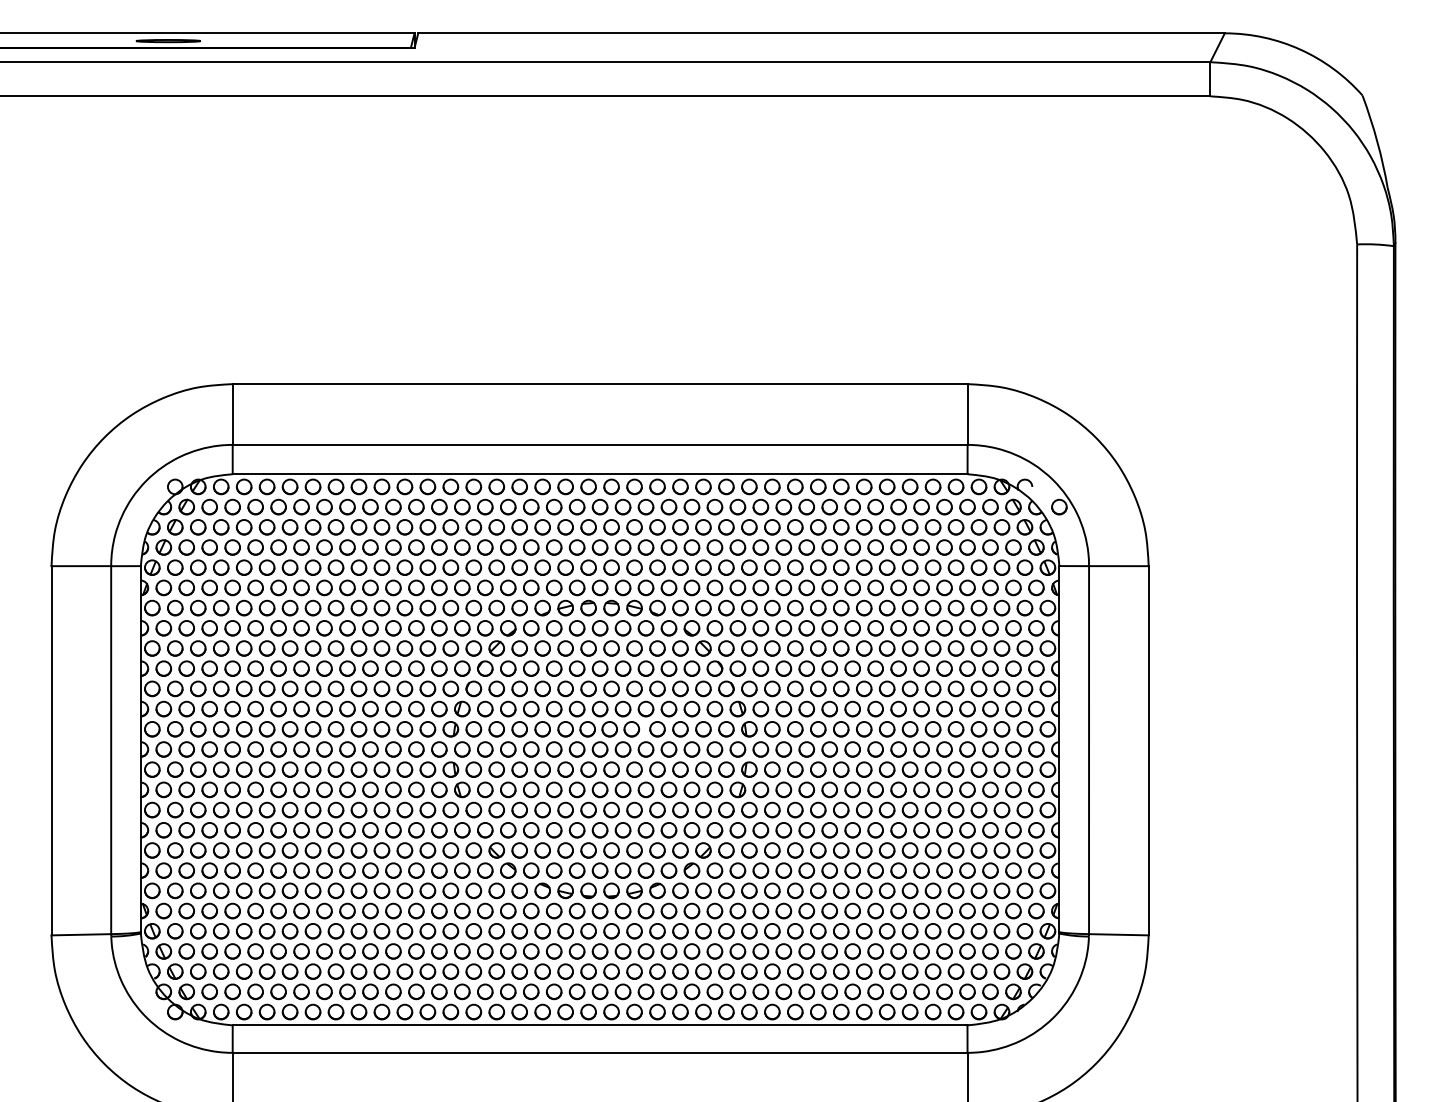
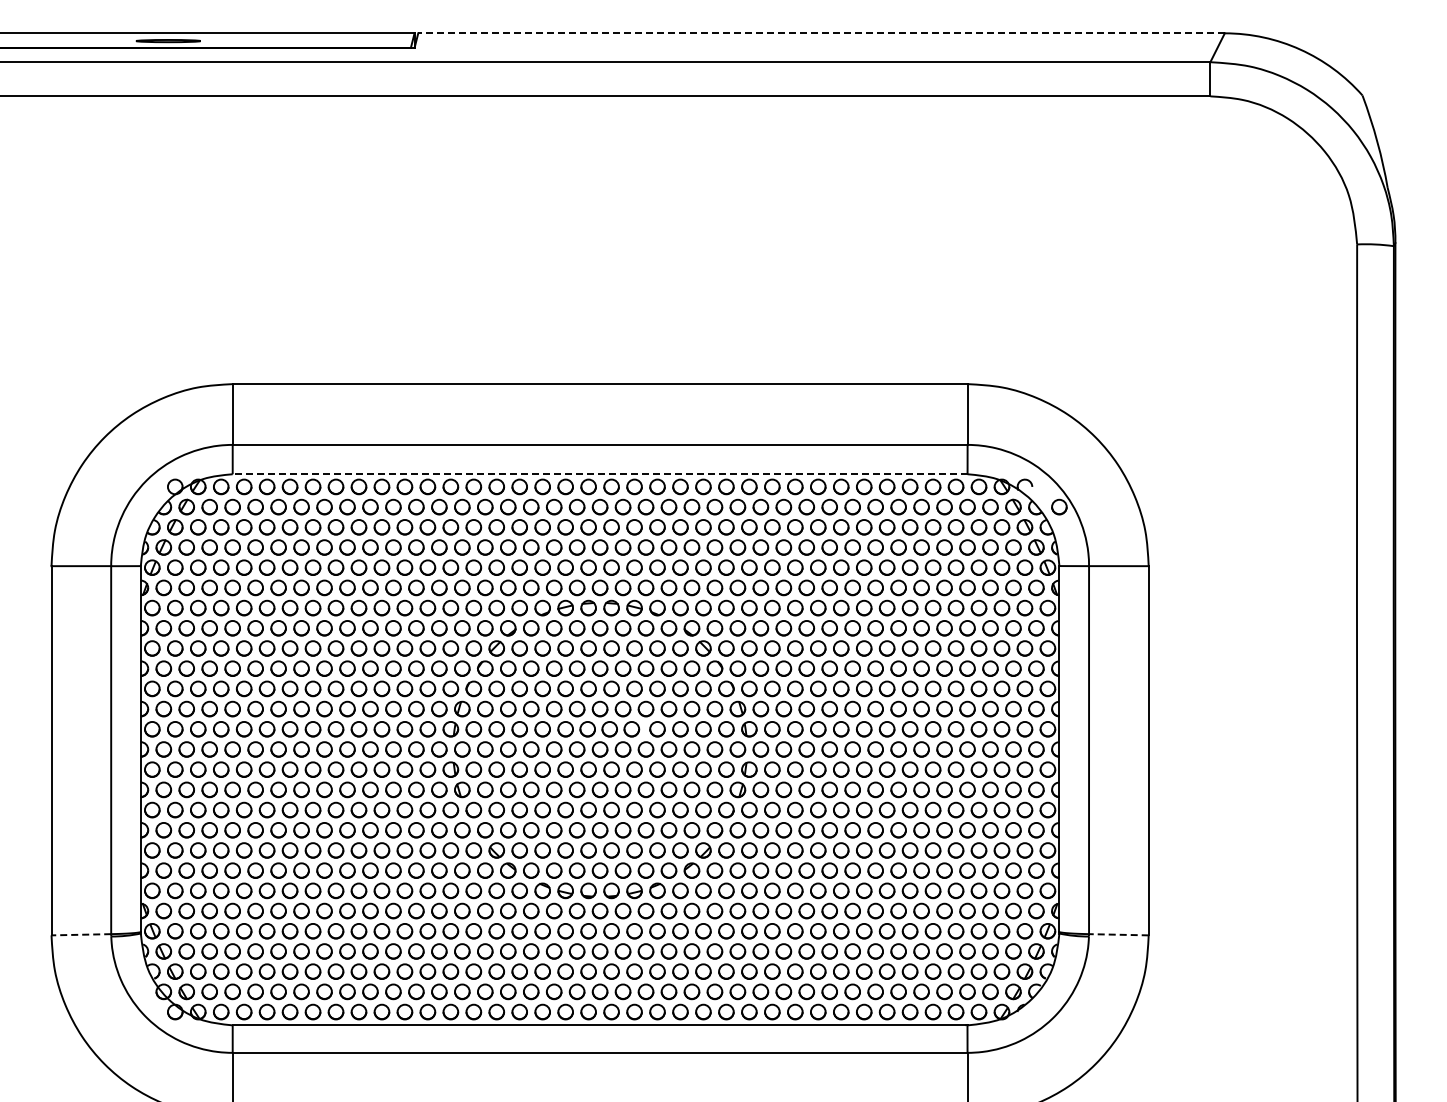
line: solid -> dashed (821, 33)
line: solid -> dashed (599, 474)
line: solid -> dashed (81, 934)
line: solid -> dashed (1118, 934)
